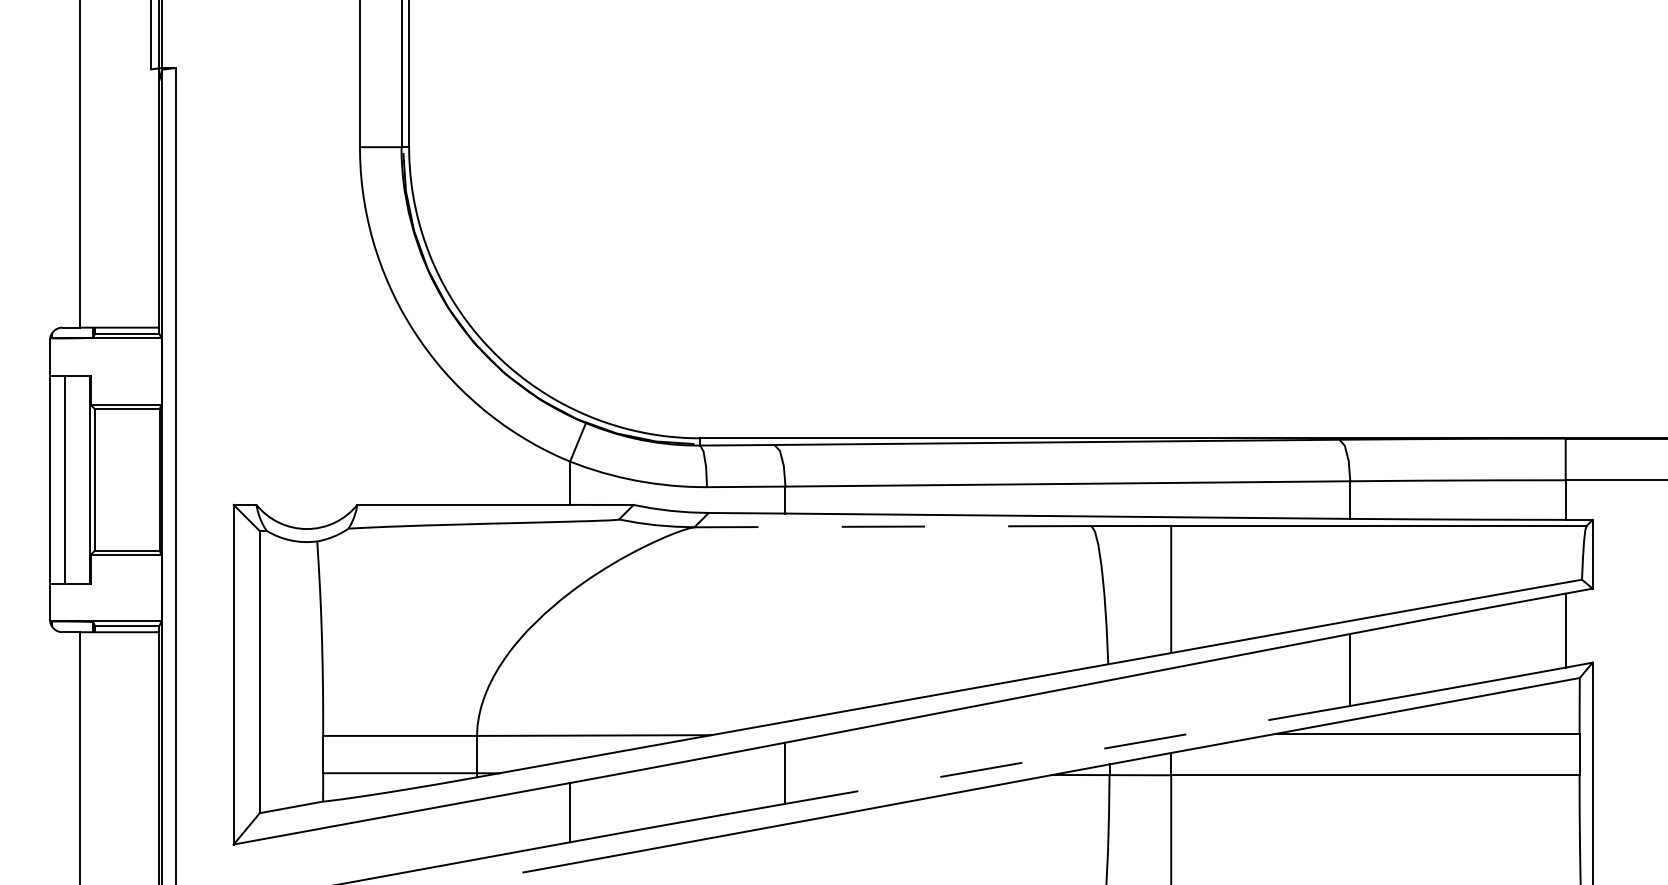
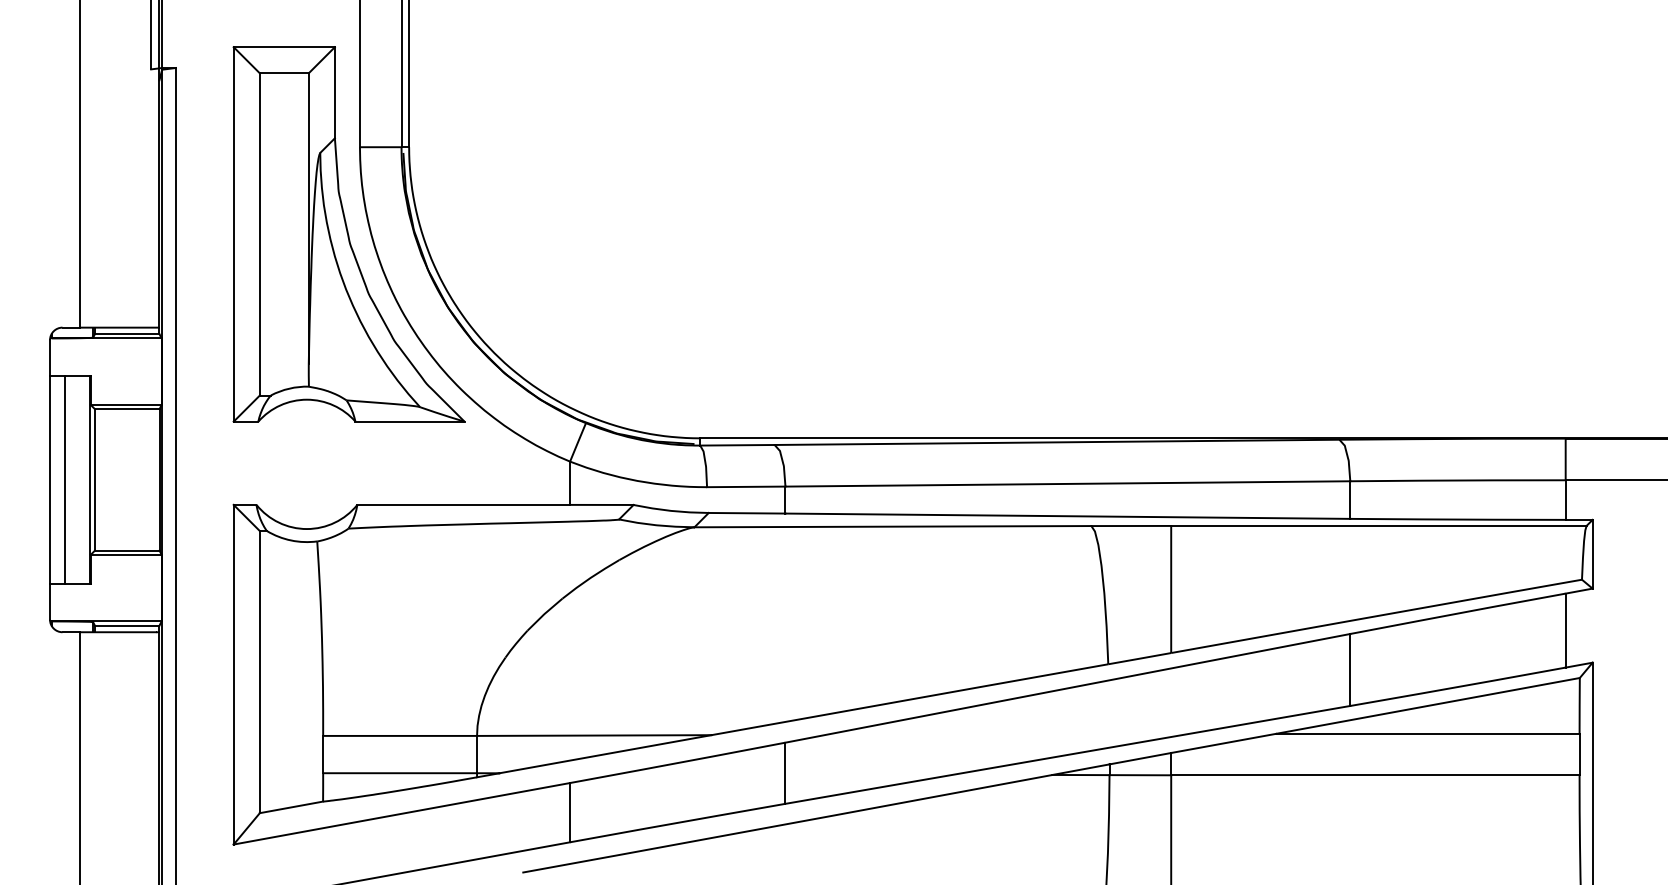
part: none -> present (348, 234)
line: dashed -> solid (892, 526)
line: dashed -> solid (1067, 754)
